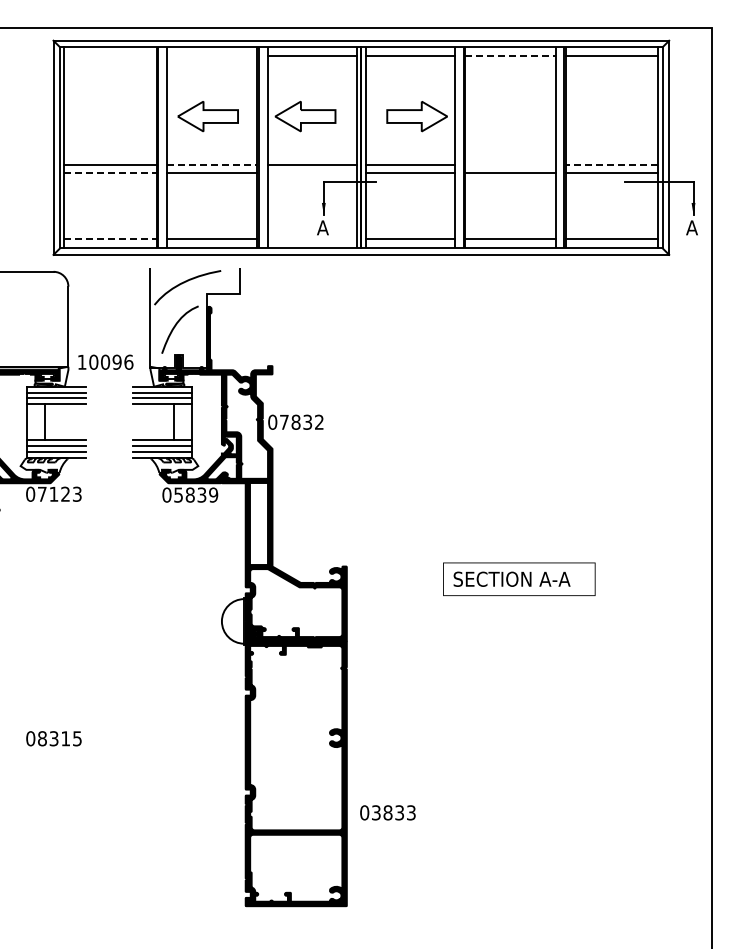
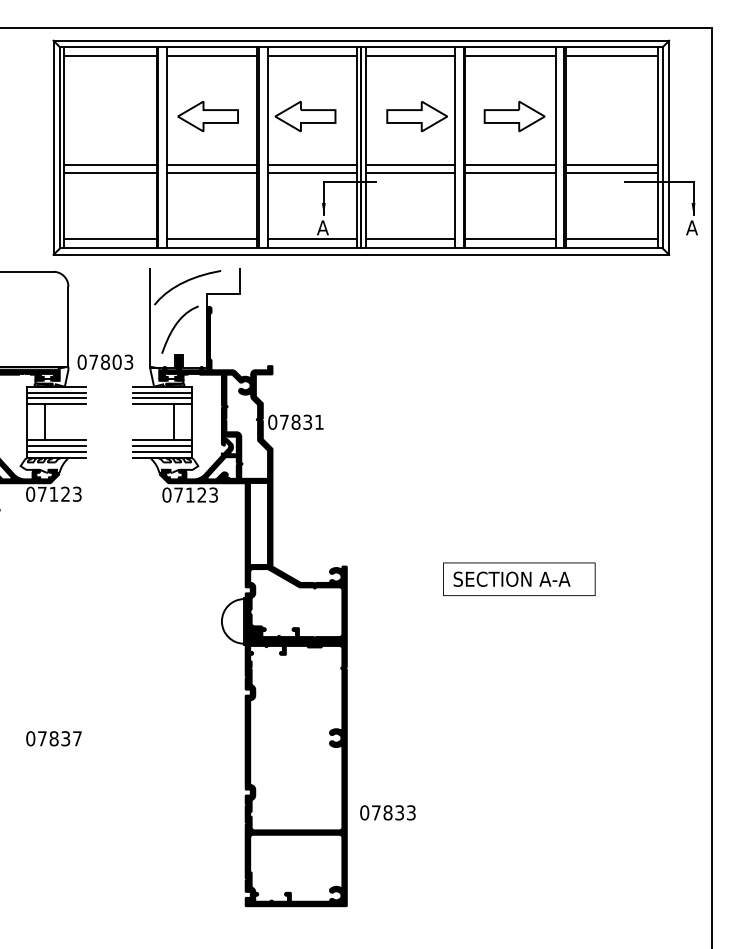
line: none -> present (110, 56)
line: none -> present (212, 56)
line: dashed -> solid (511, 56)
part: none -> present (514, 116)
line: dashed -> solid (212, 165)
line: none -> present (510, 165)
line: dashed -> solid (611, 165)
line: dashed -> solid (111, 173)
line: none -> present (312, 173)
line: dashed -> solid (111, 239)
line: none -> present (312, 239)
text: 10096 -> 07803 (105, 361)
text: 07832 -> 07831 (319, 421)
text: 05839 -> 07123 (196, 494)
text: 08315 -> 07837 (59, 738)
text: 03833 -> 07833 (376, 812)
